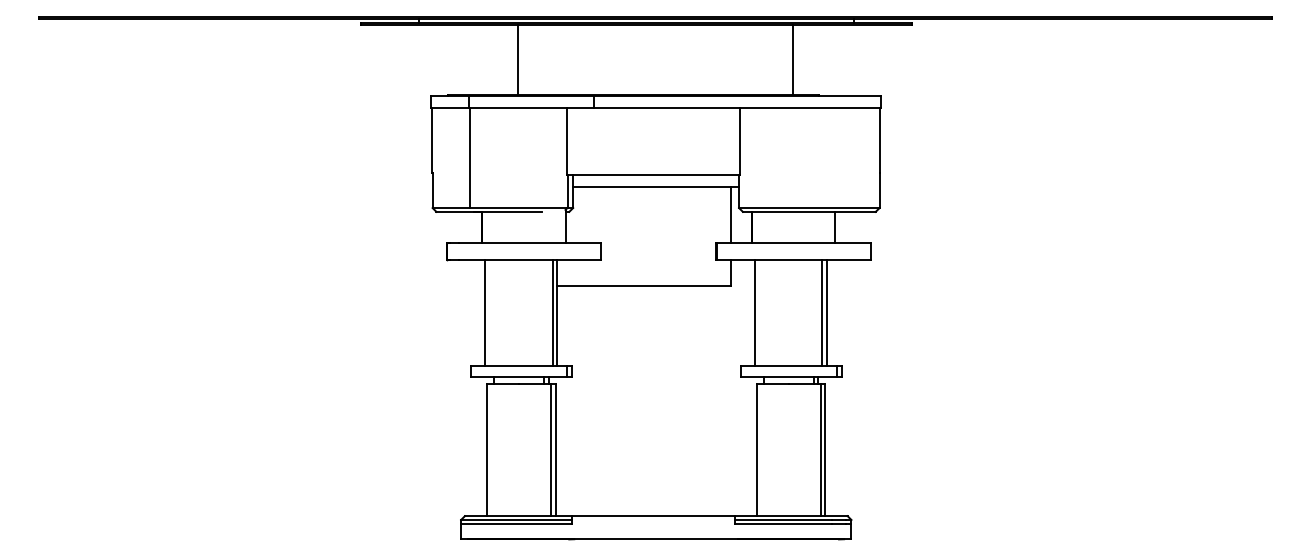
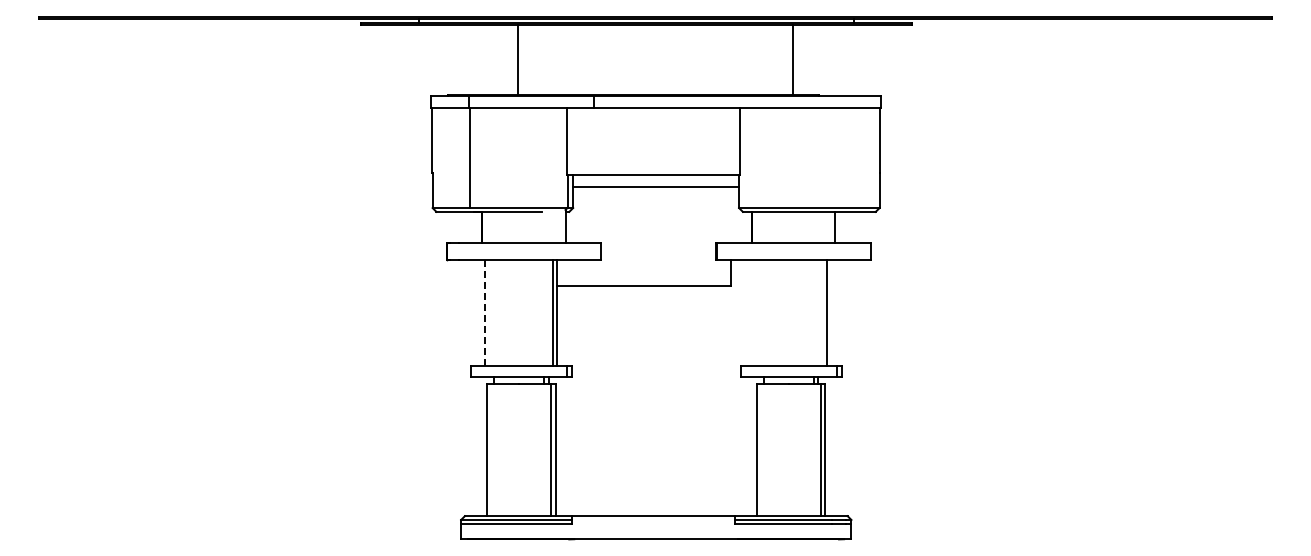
line: present -> none (731, 214)
line: solid -> dashed (485, 312)
line: present -> none (754, 312)
line: present -> none (822, 312)
